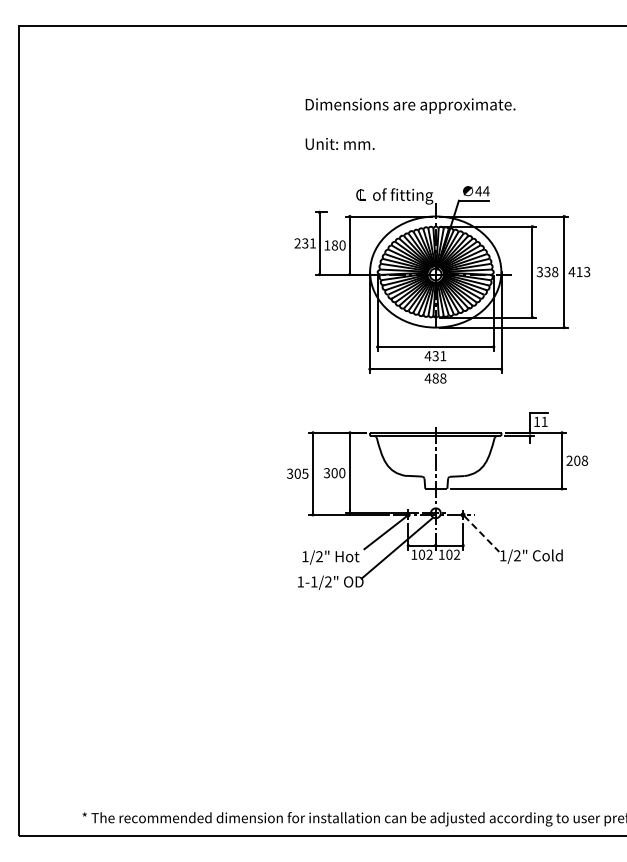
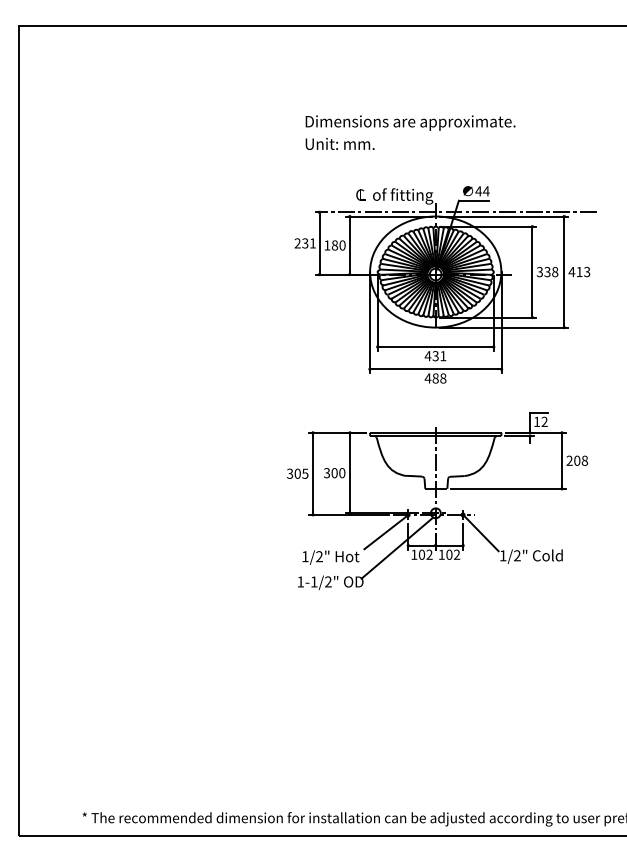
text position: (410, 105) -> (410, 122) (410, 122)
line: none -> present (463, 212)
text: 11 -> 12 (544, 421)
line: dashed -> solid (482, 534)
